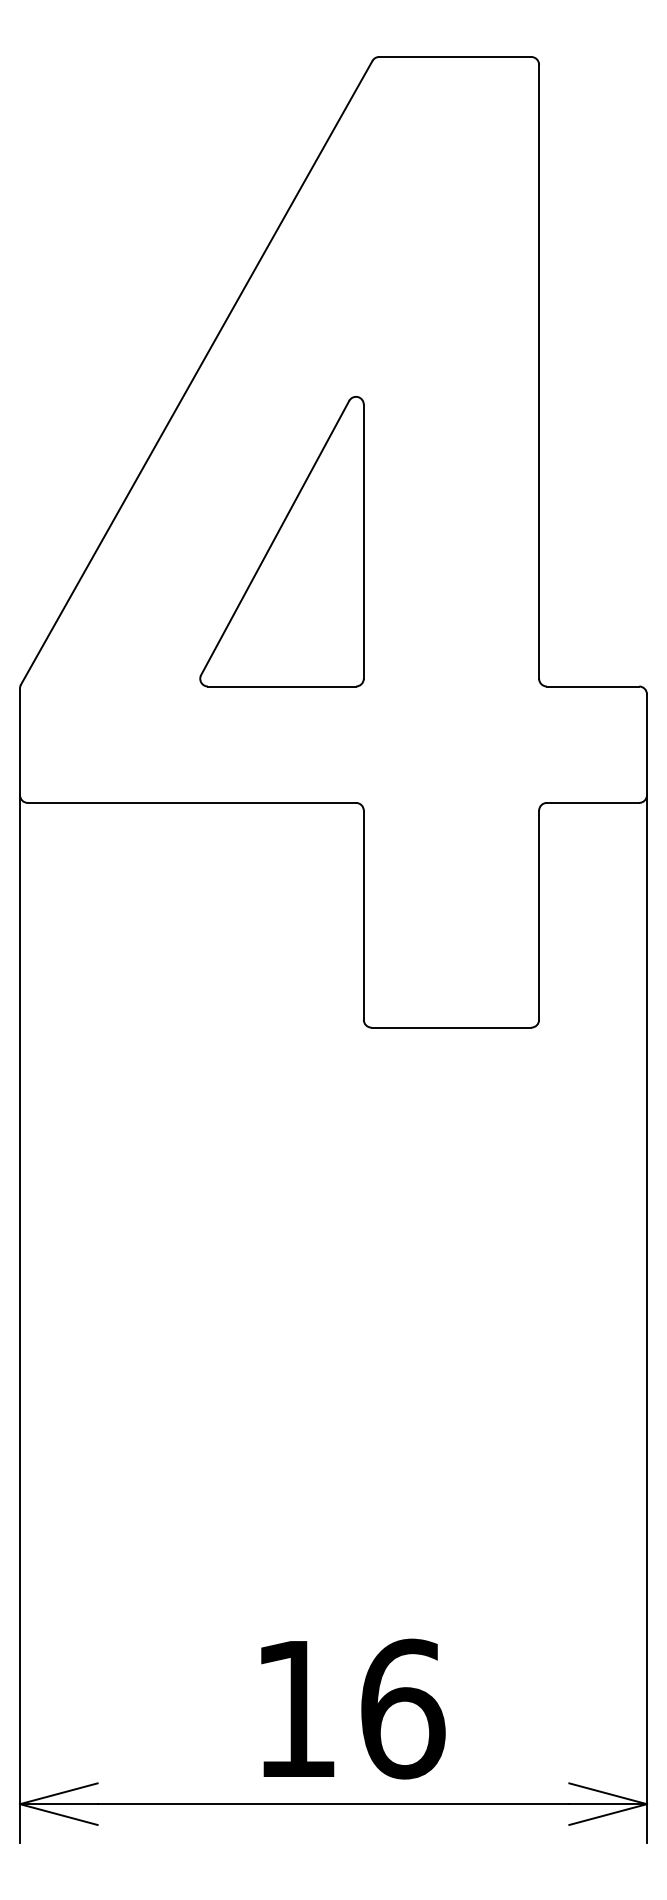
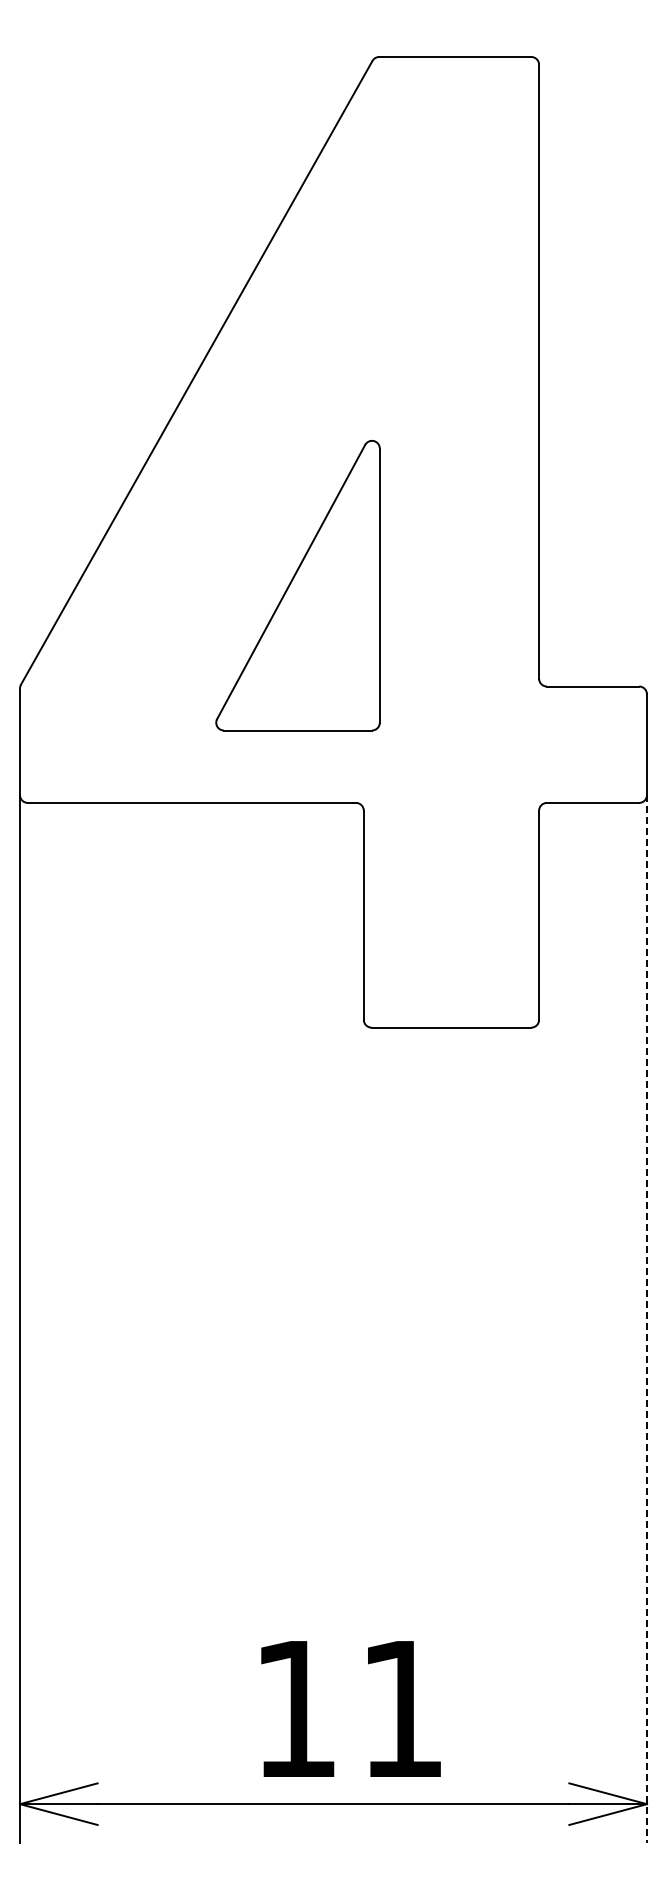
part position: (281, 541) -> (297, 585) (297, 585)
line: solid -> dashed (646, 1319)
text: 16 -> 11 (403, 1708)
